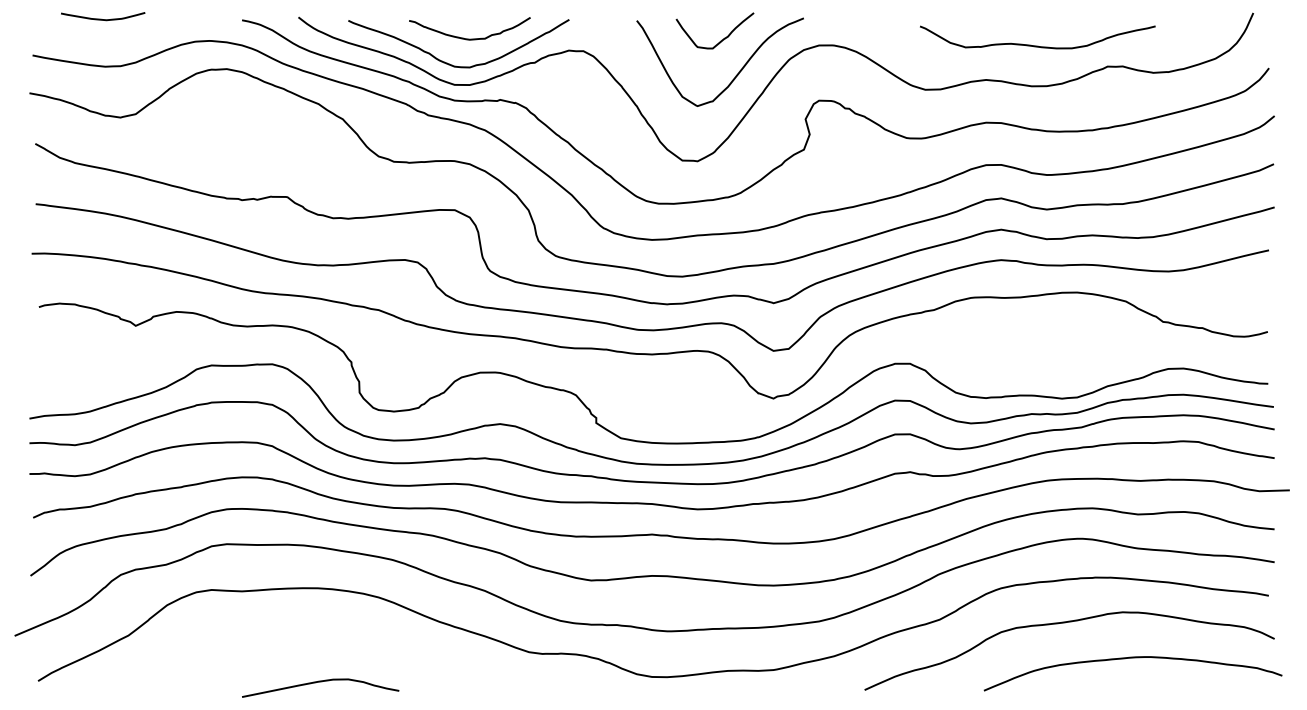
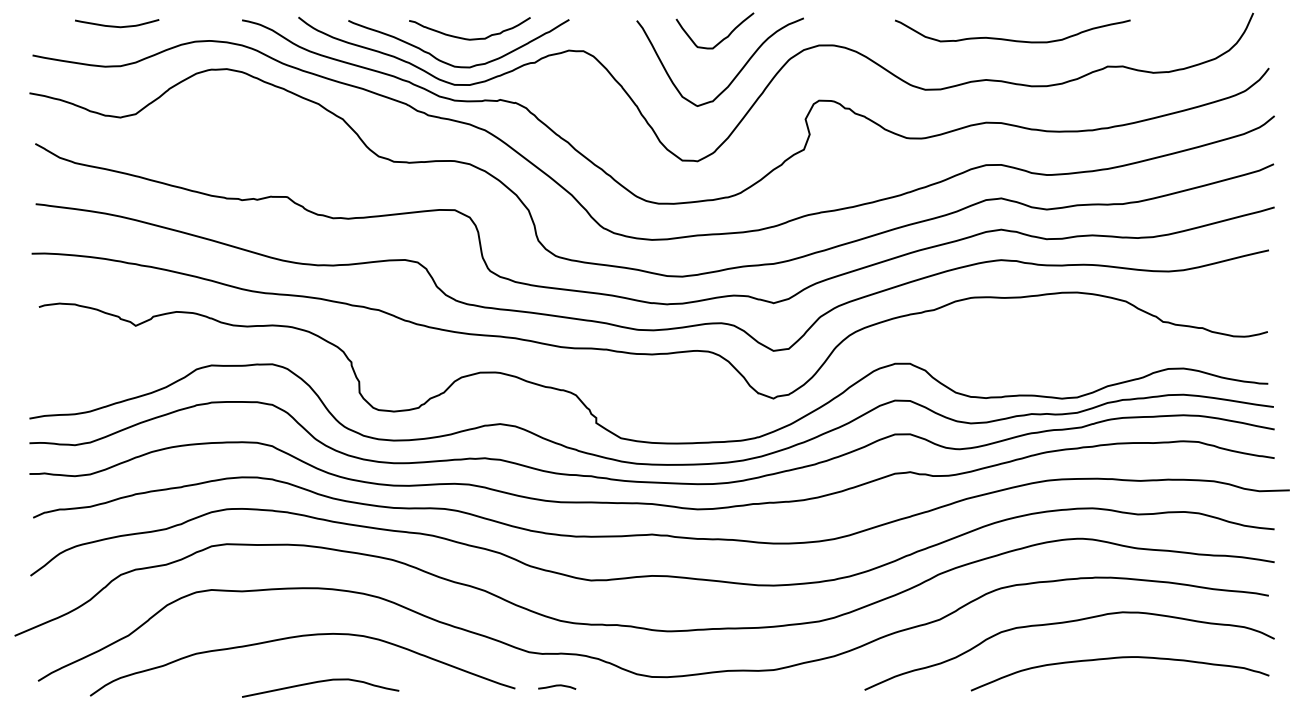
curve position: (101, 18) -> (115, 25) (115, 25)
curve position: (1037, 45) -> (1012, 39) (1012, 39)
curve: none -> present (299, 637)
curve position: (1132, 658) -> (1119, 658) (1119, 658)
curve: none -> present (557, 686)
